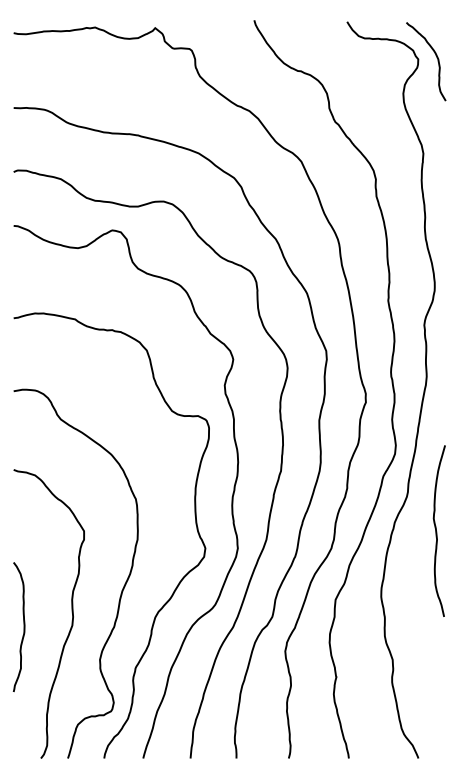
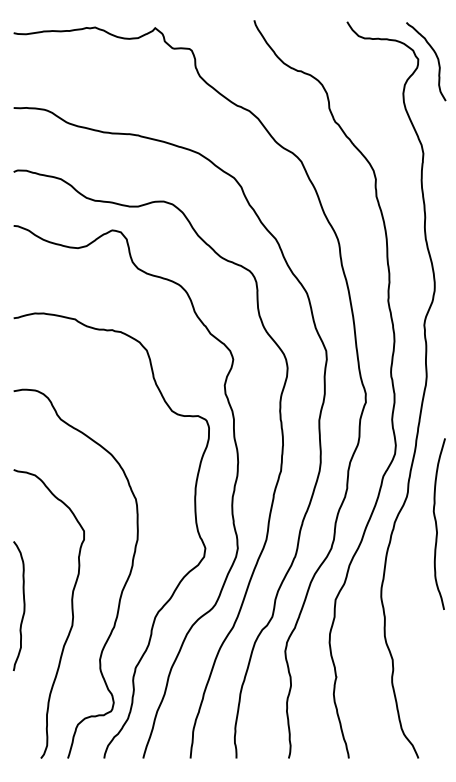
curve position: (437, 531) -> (437, 524) (437, 524)
curve position: (23, 627) -> (23, 606) (23, 606)
